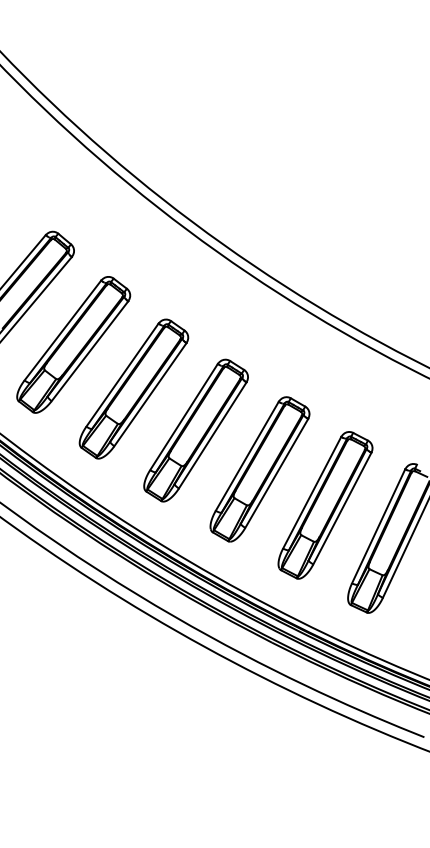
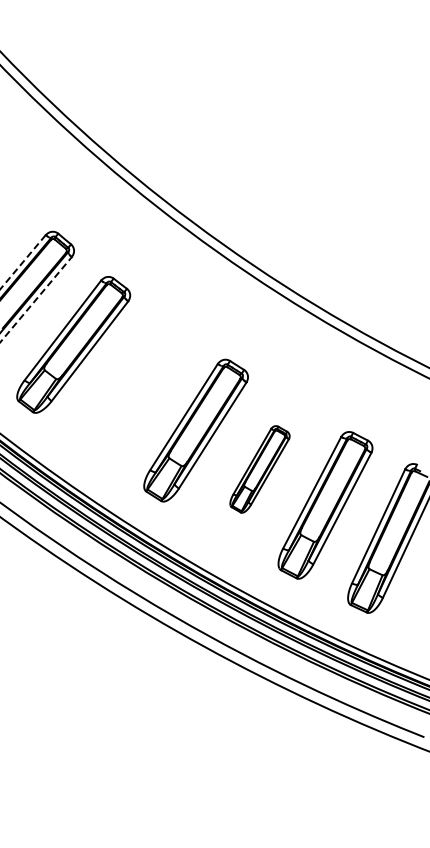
line: solid -> dashed (22, 262)
line: solid -> dashed (35, 299)
part: present -> none (133, 388)
part size: 102x147 px -> 62x89 px (259, 469)
